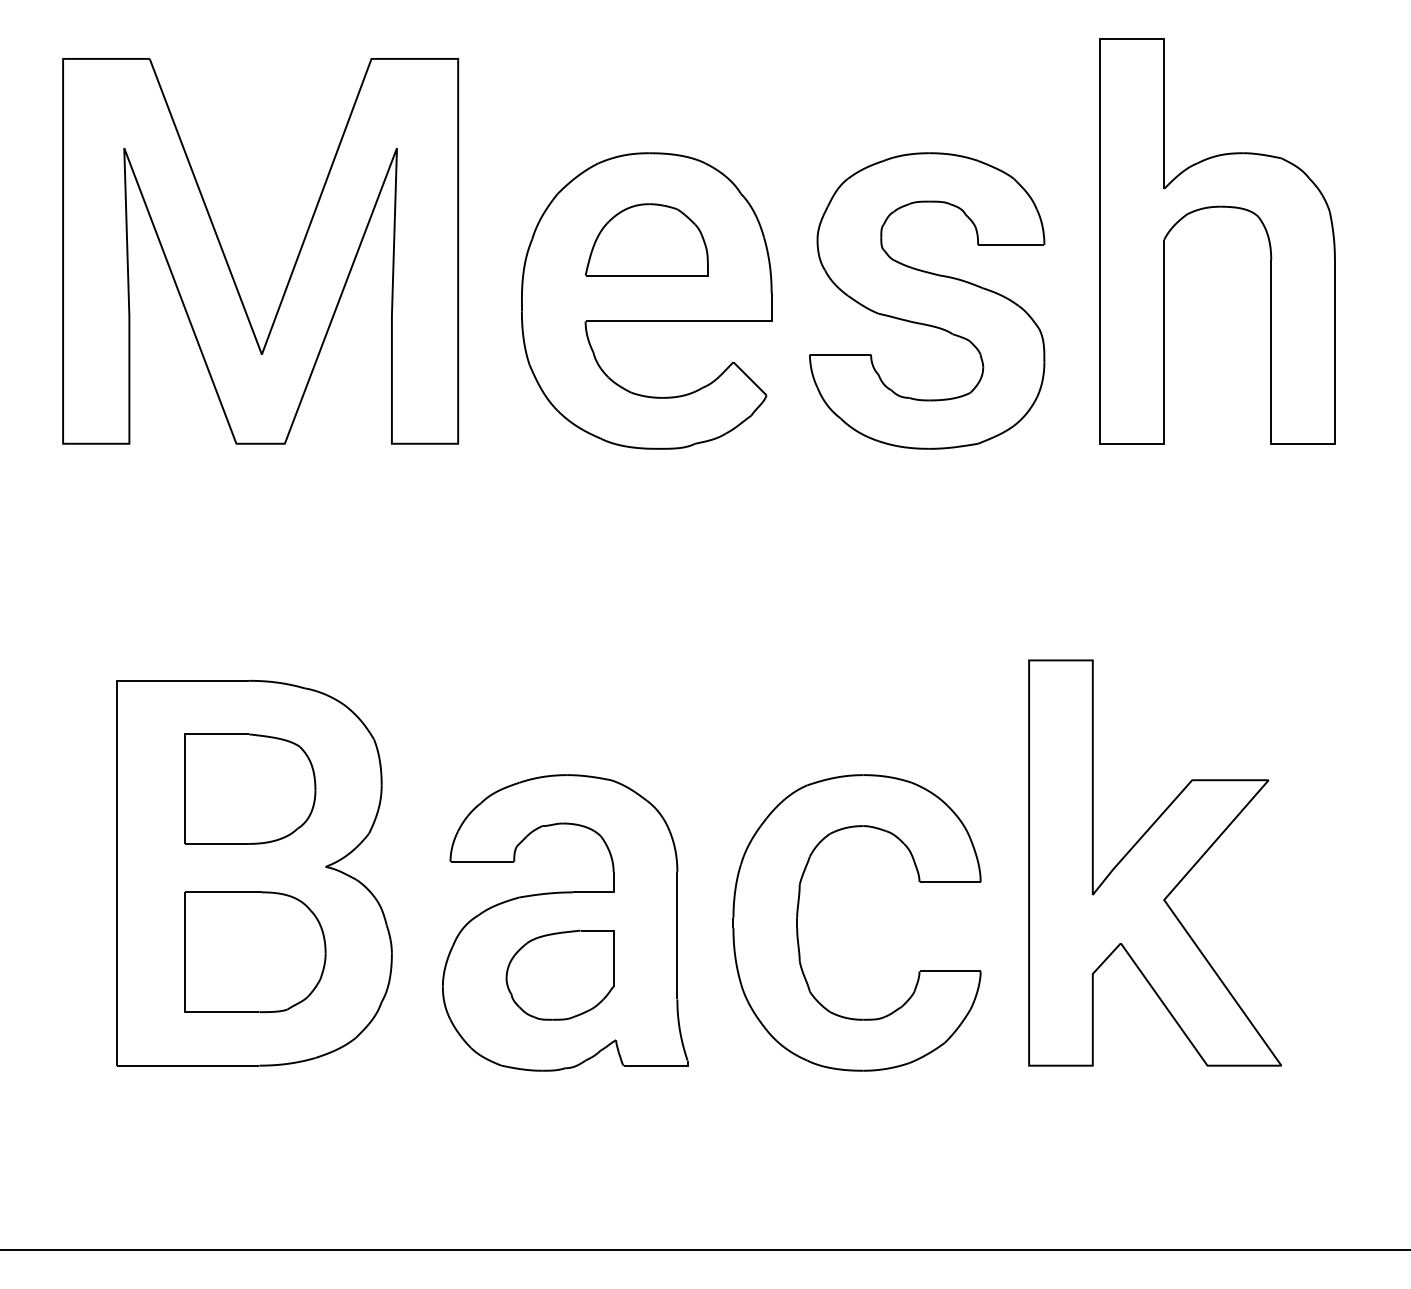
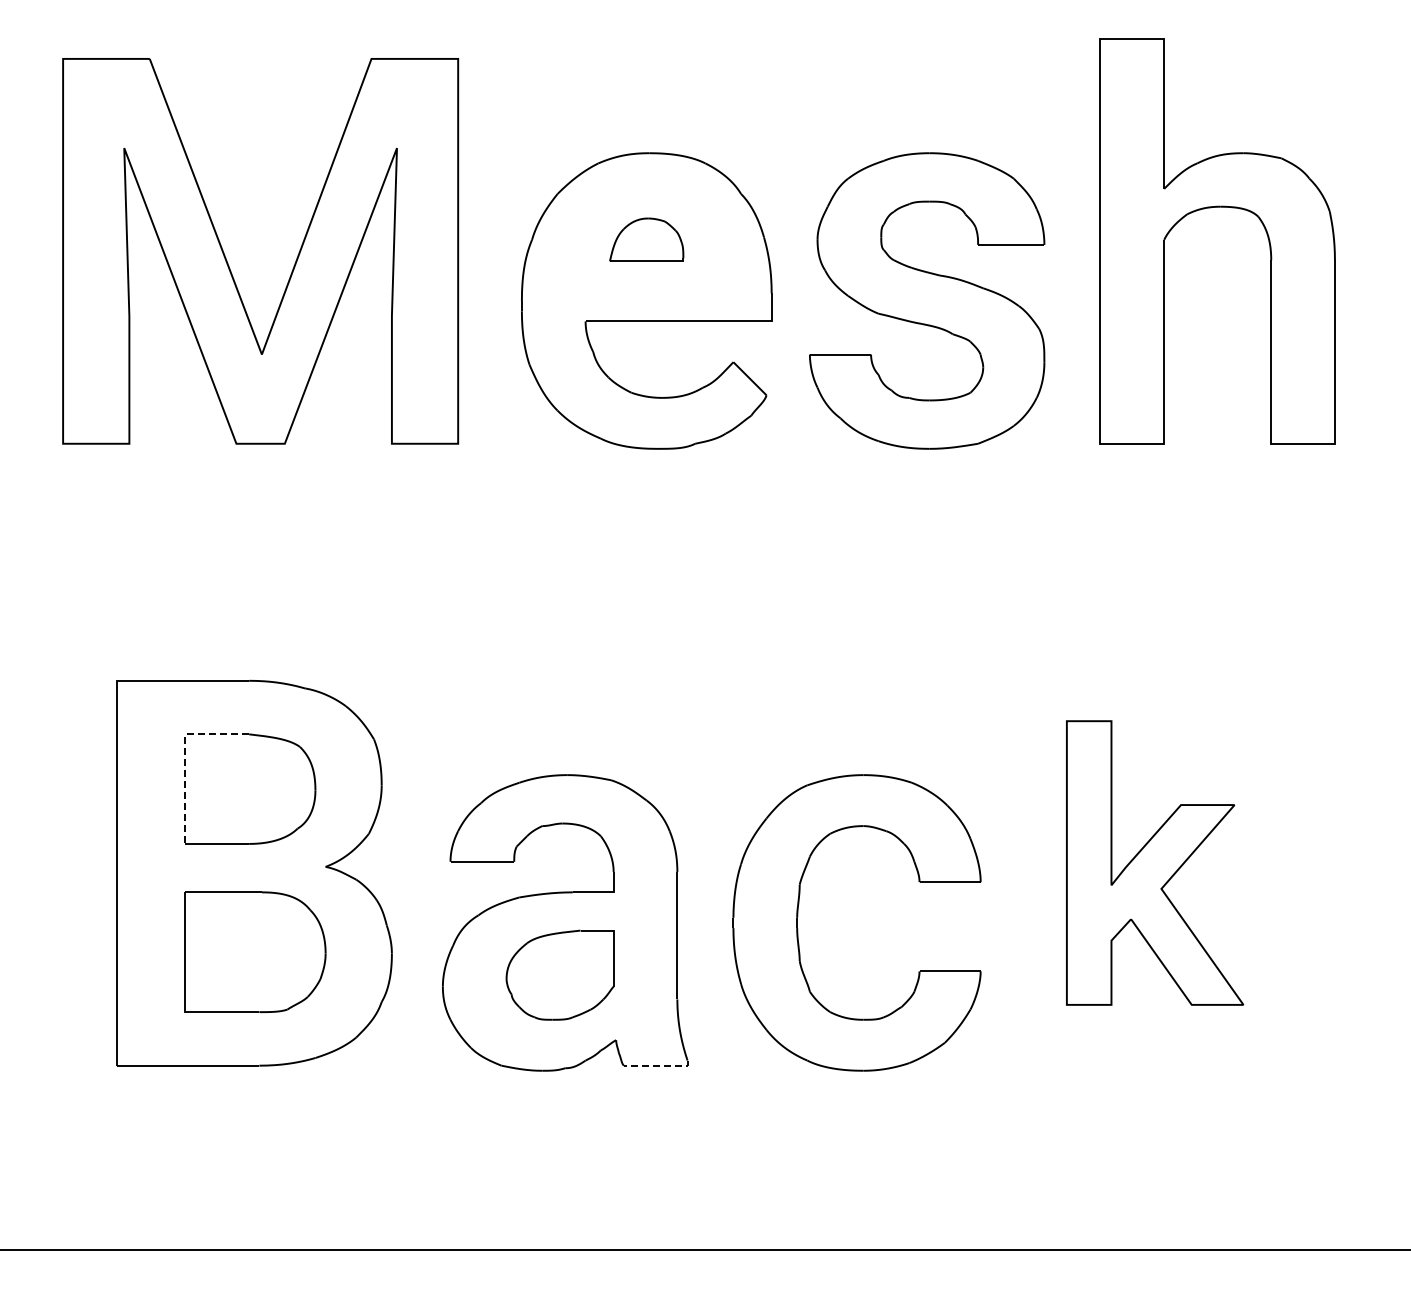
part size: 125x74 px -> 76x45 px (646, 239)
line: solid -> dashed (185, 757)
part size: 254x408 px -> 179x286 px (1155, 862)
line: solid -> dashed (658, 1065)
